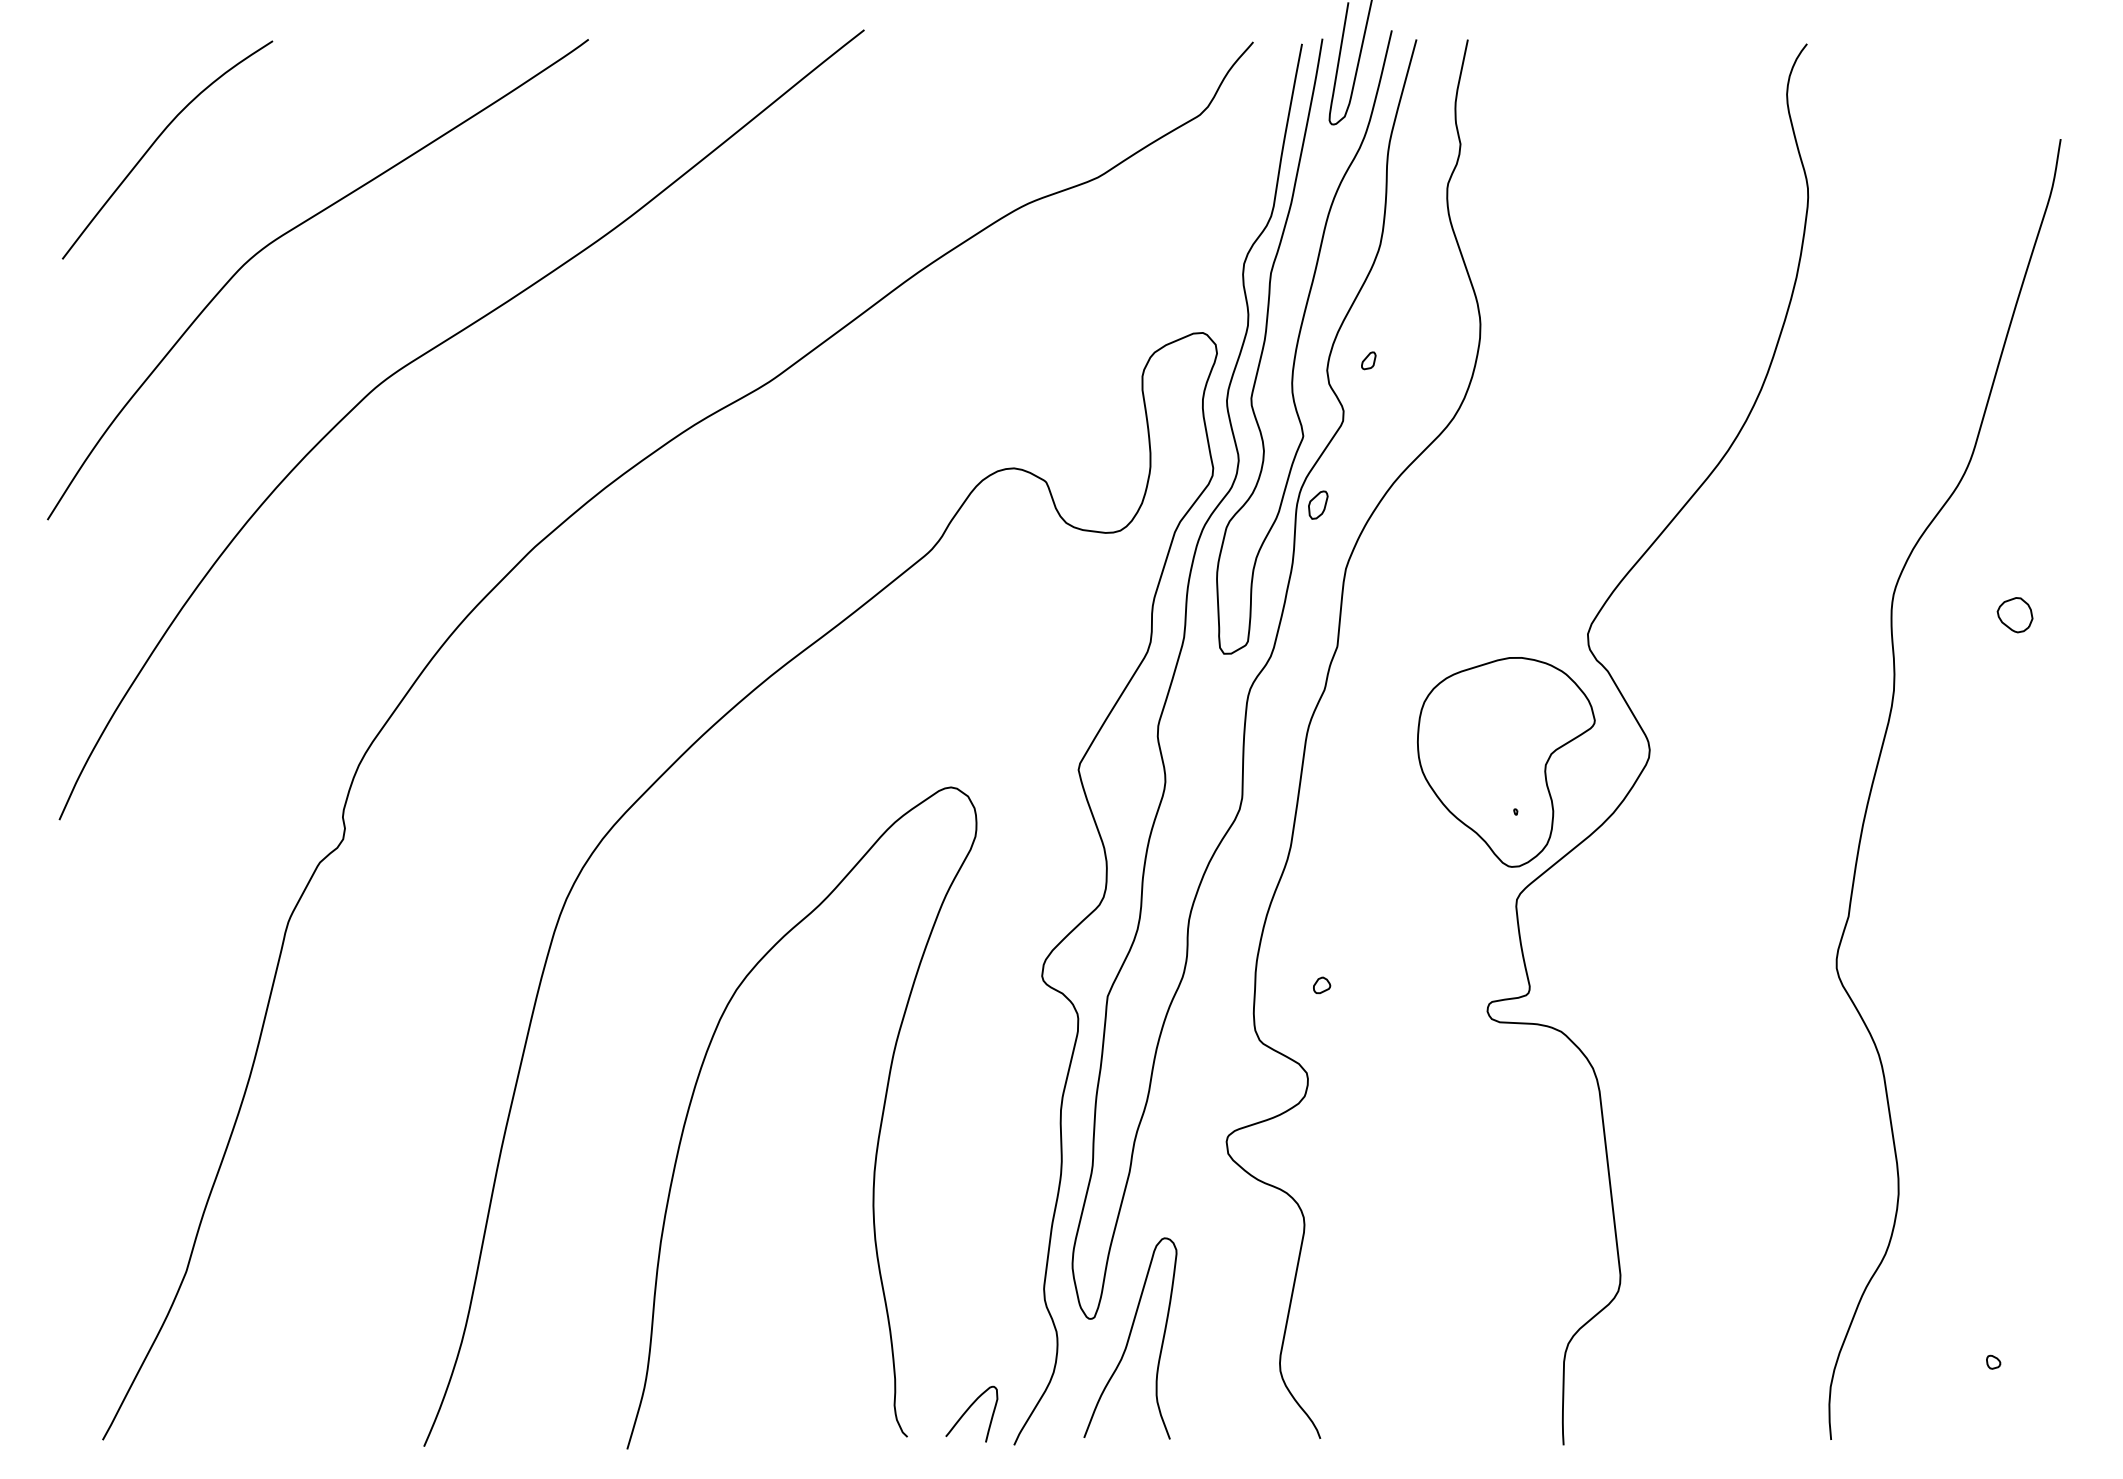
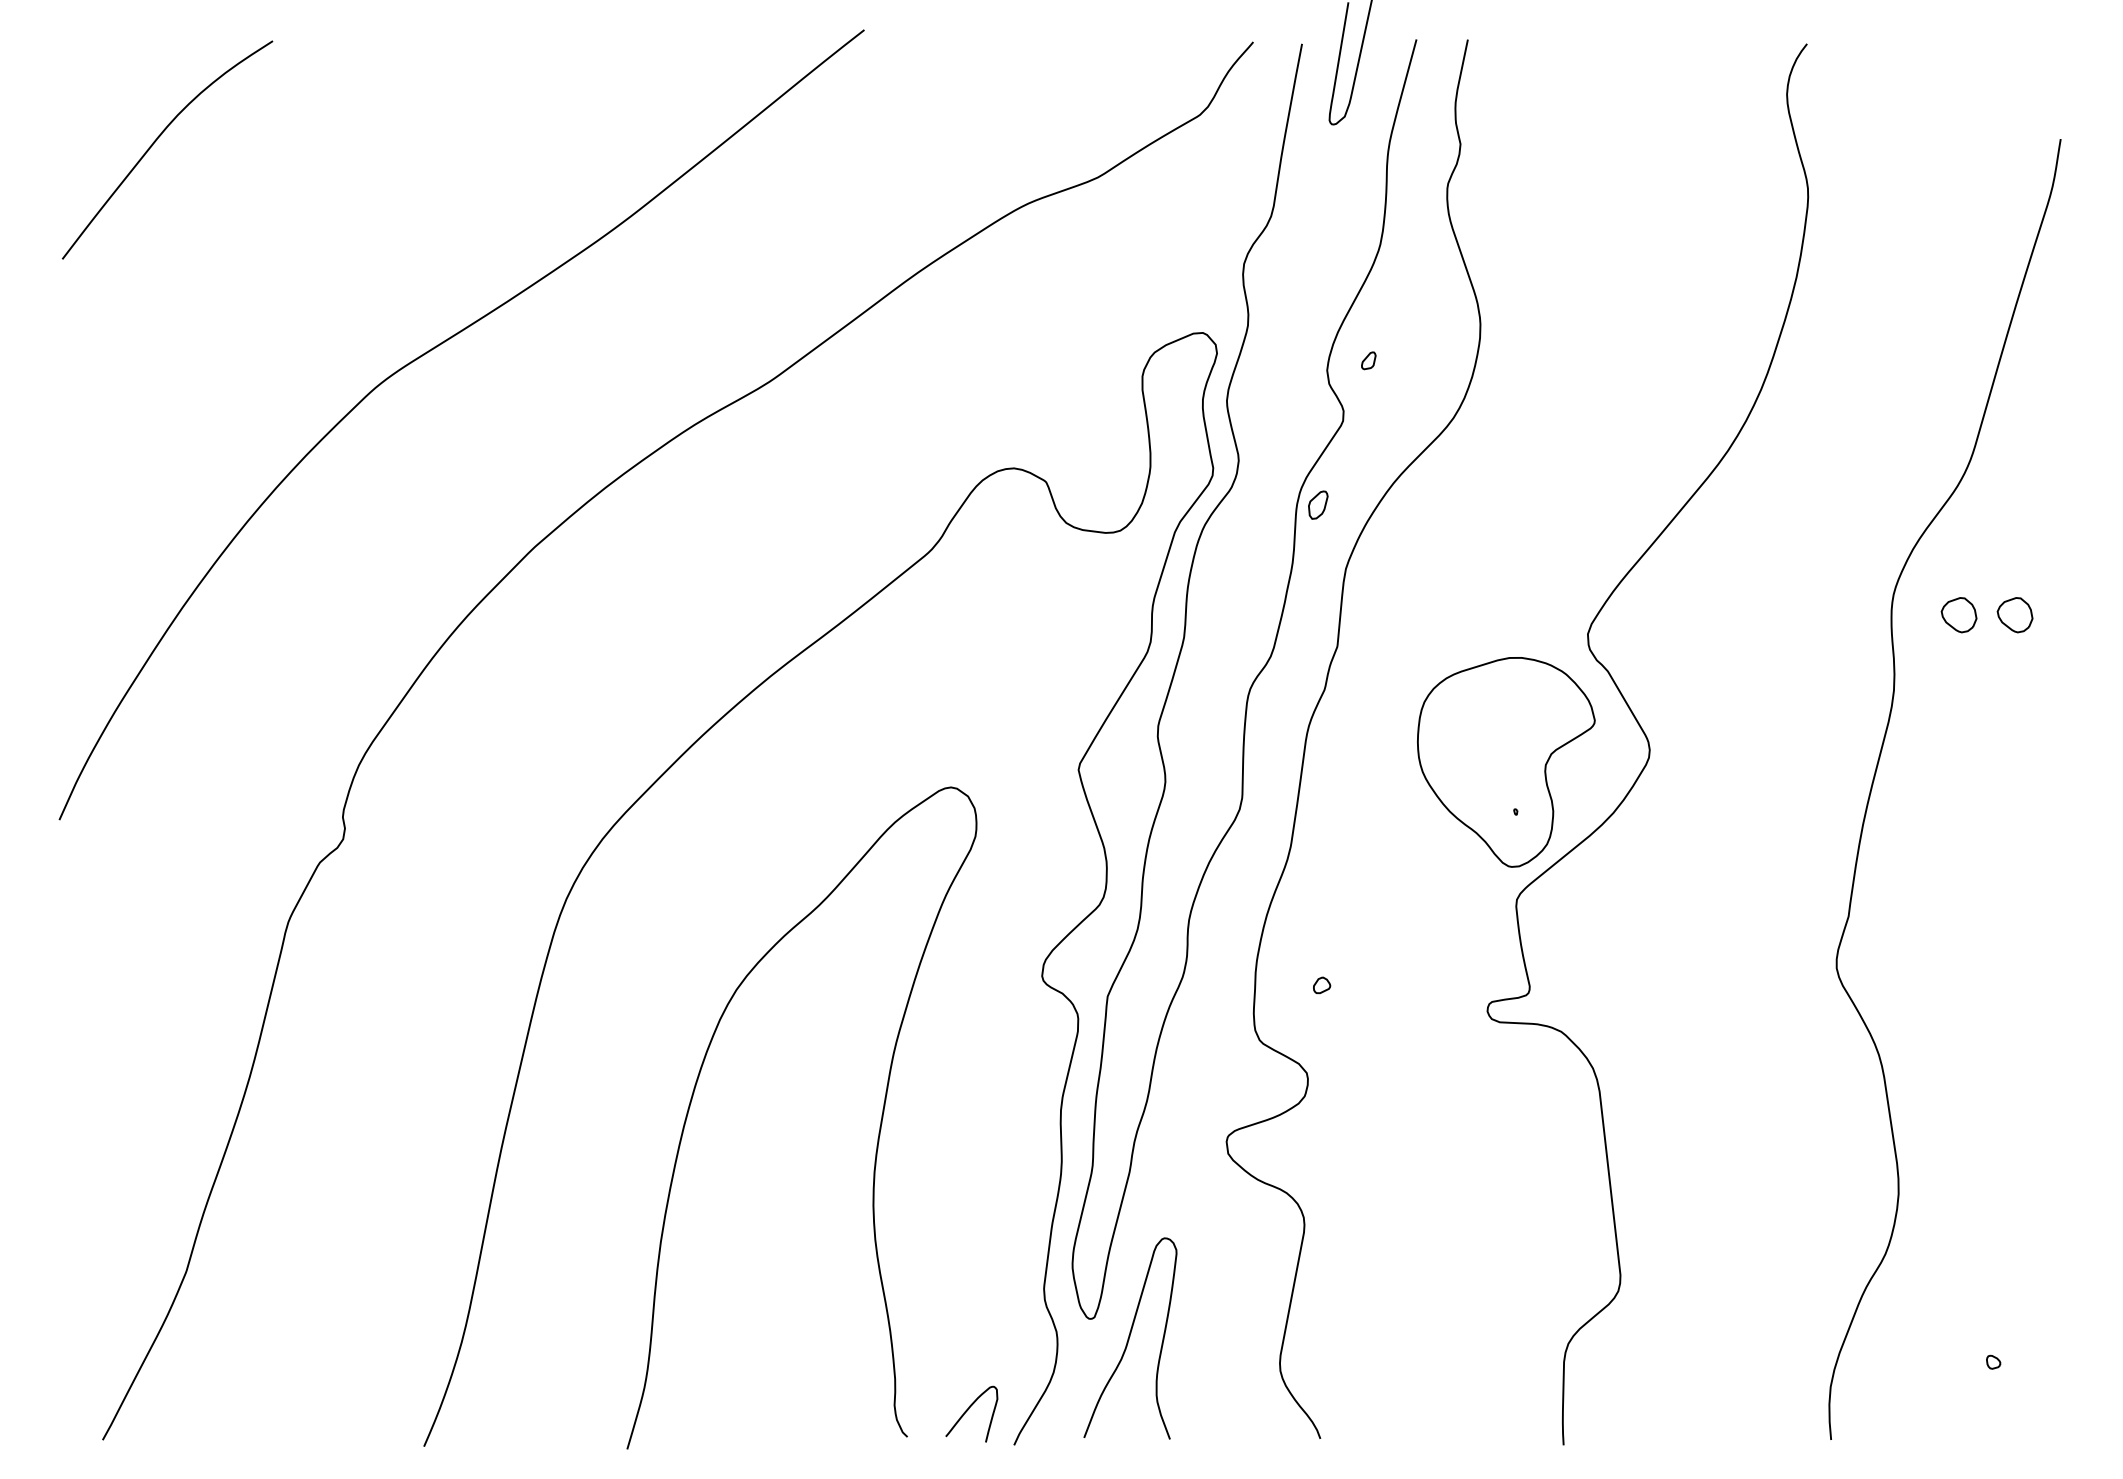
curve: present -> none (286, 234)
curve: present -> none (1299, 339)
part: none -> present (1958, 615)
